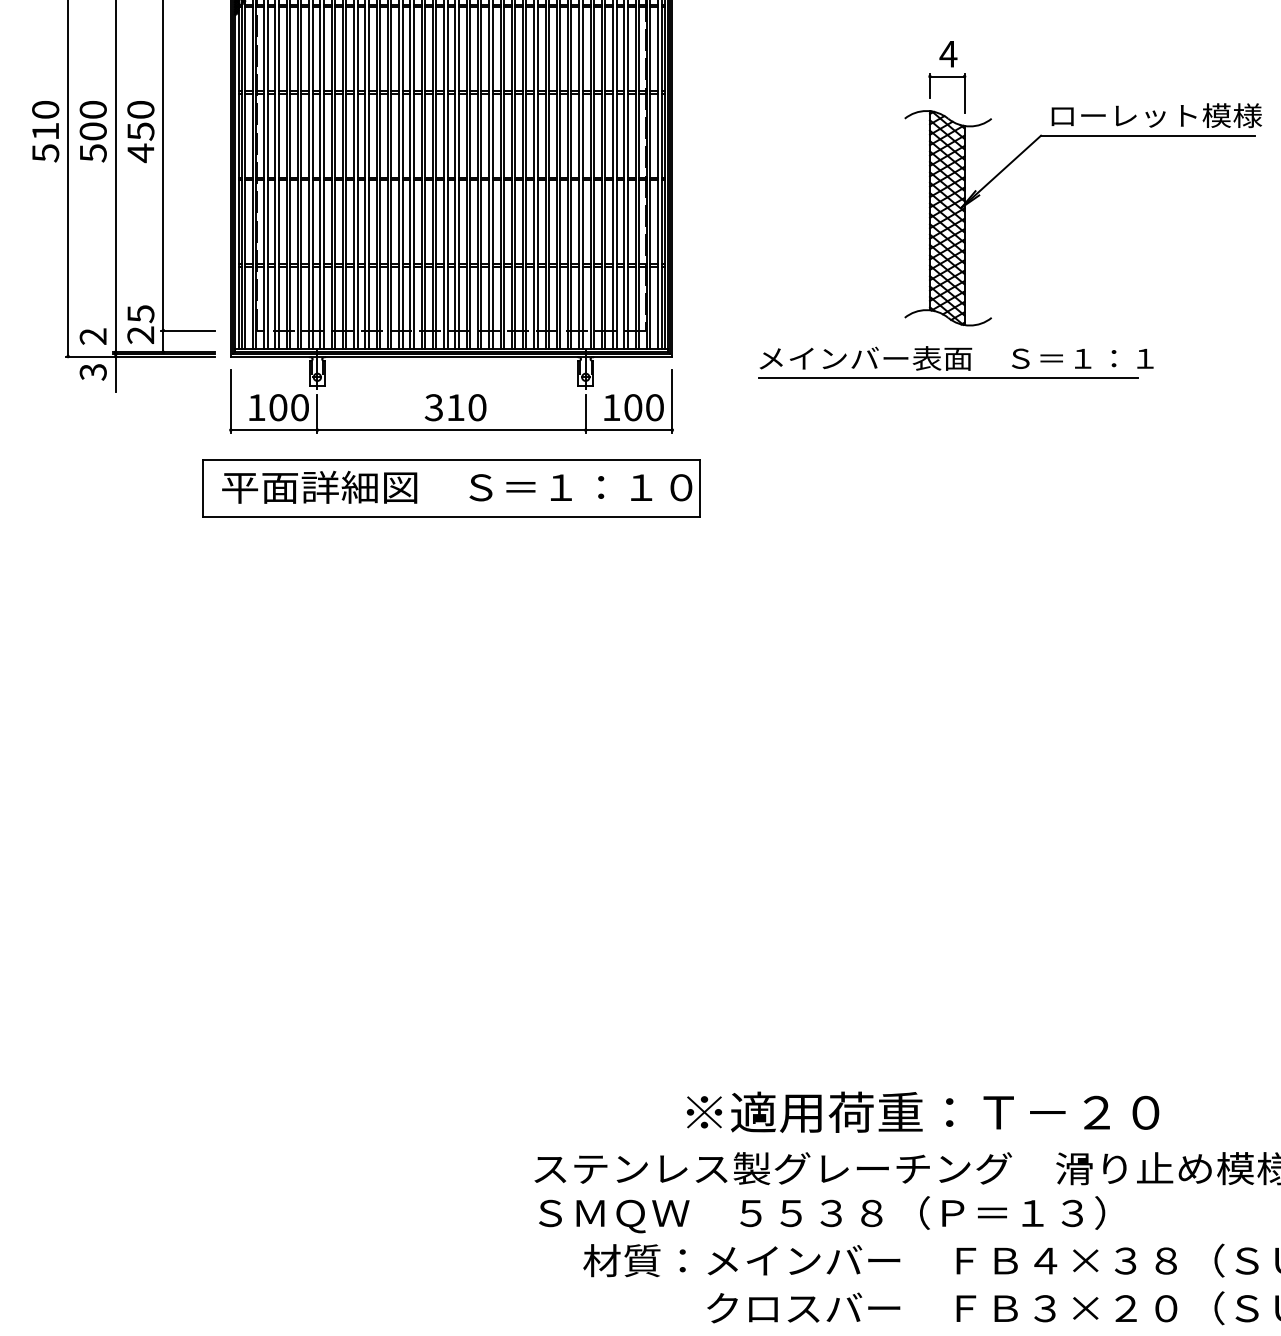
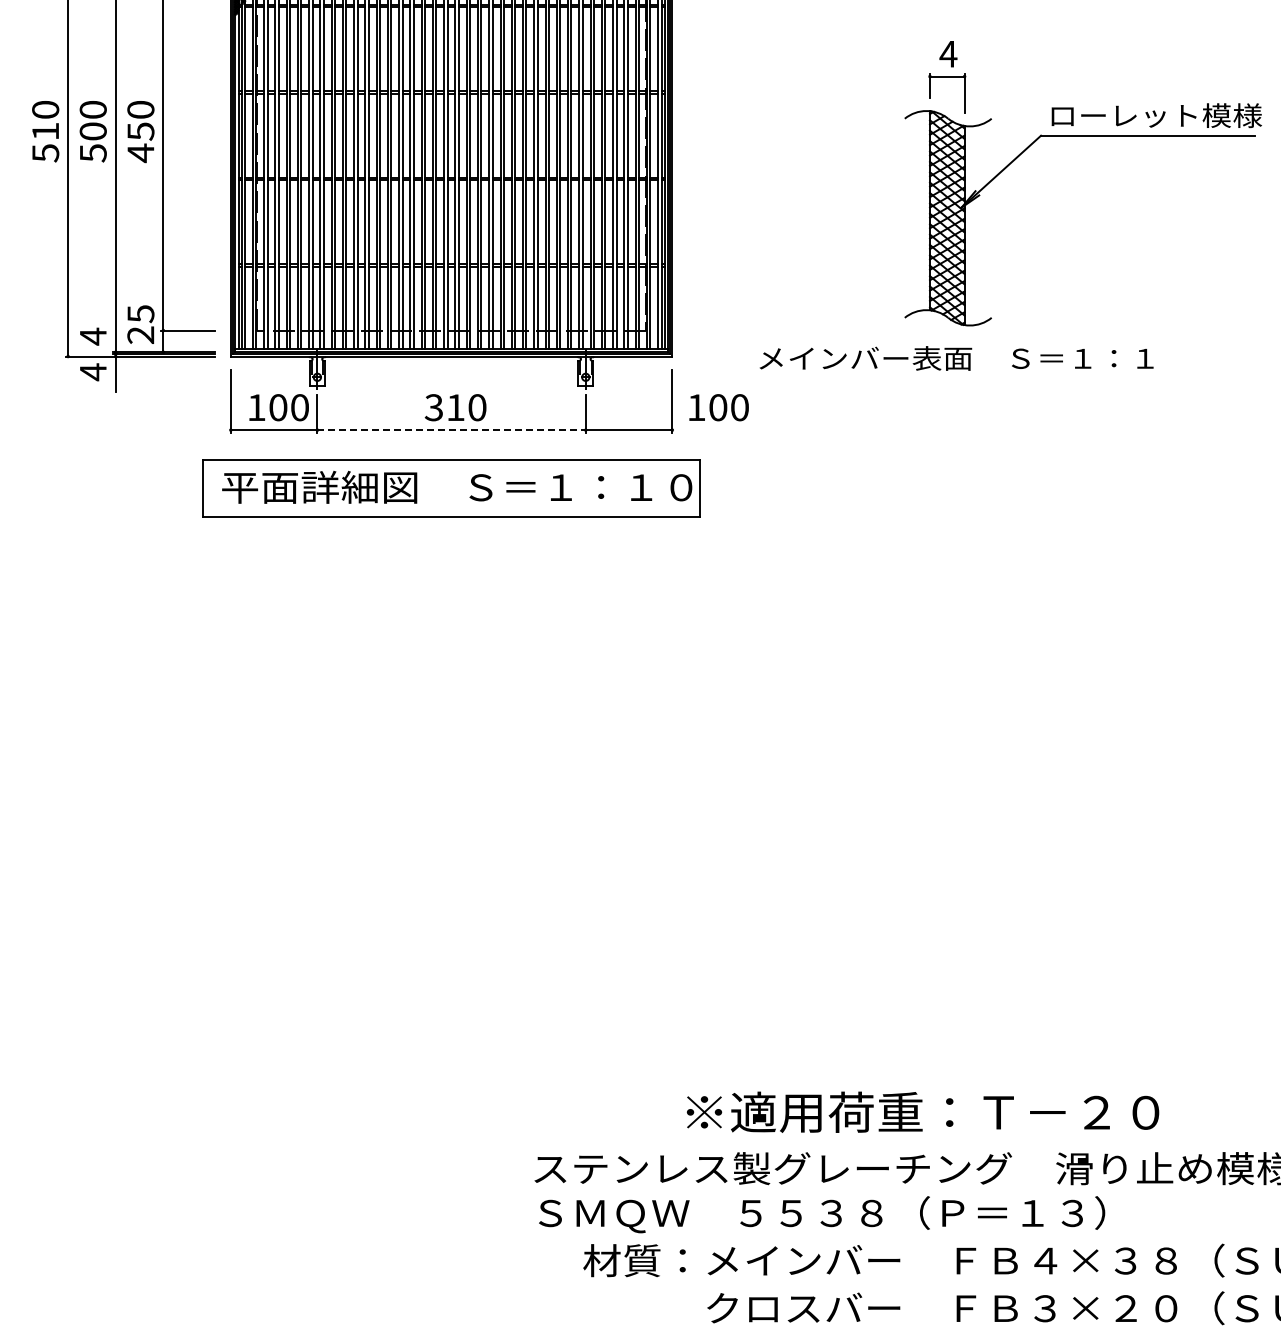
text: 2 -> 4 (92, 336)
text: 3 -> 4 (92, 372)
line: present -> none (948, 378)
text position: (633, 407) -> (718, 407) (718, 407)
line: solid -> dashed (452, 430)
